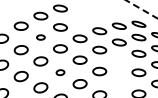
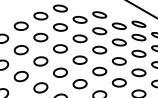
line: dashed -> solid (141, 9)
part: none -> present (89, 17)
part size: 10x7 px -> 16x11 px (40, 37)
part: none -> present (119, 61)
part size: 11x8 px -> 15x11 px (60, 72)
part: none -> present (118, 82)
